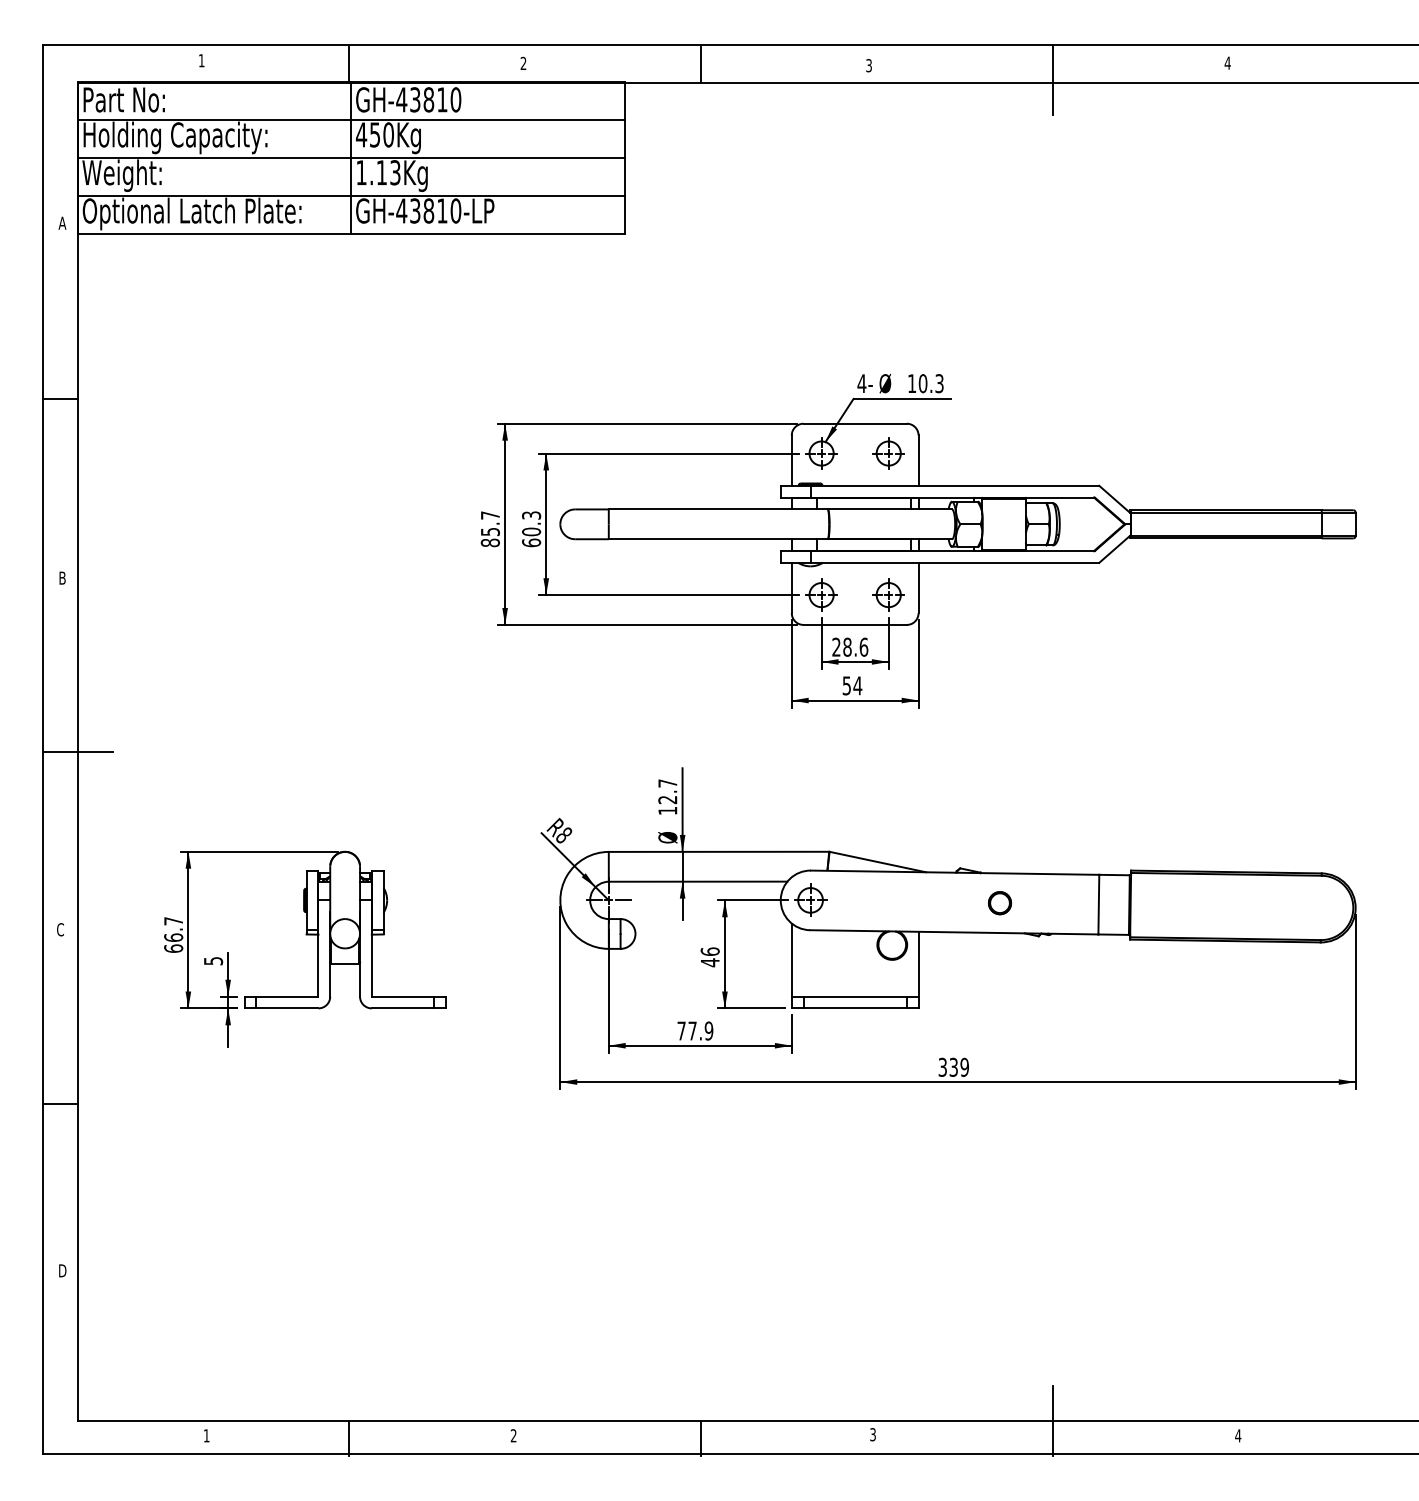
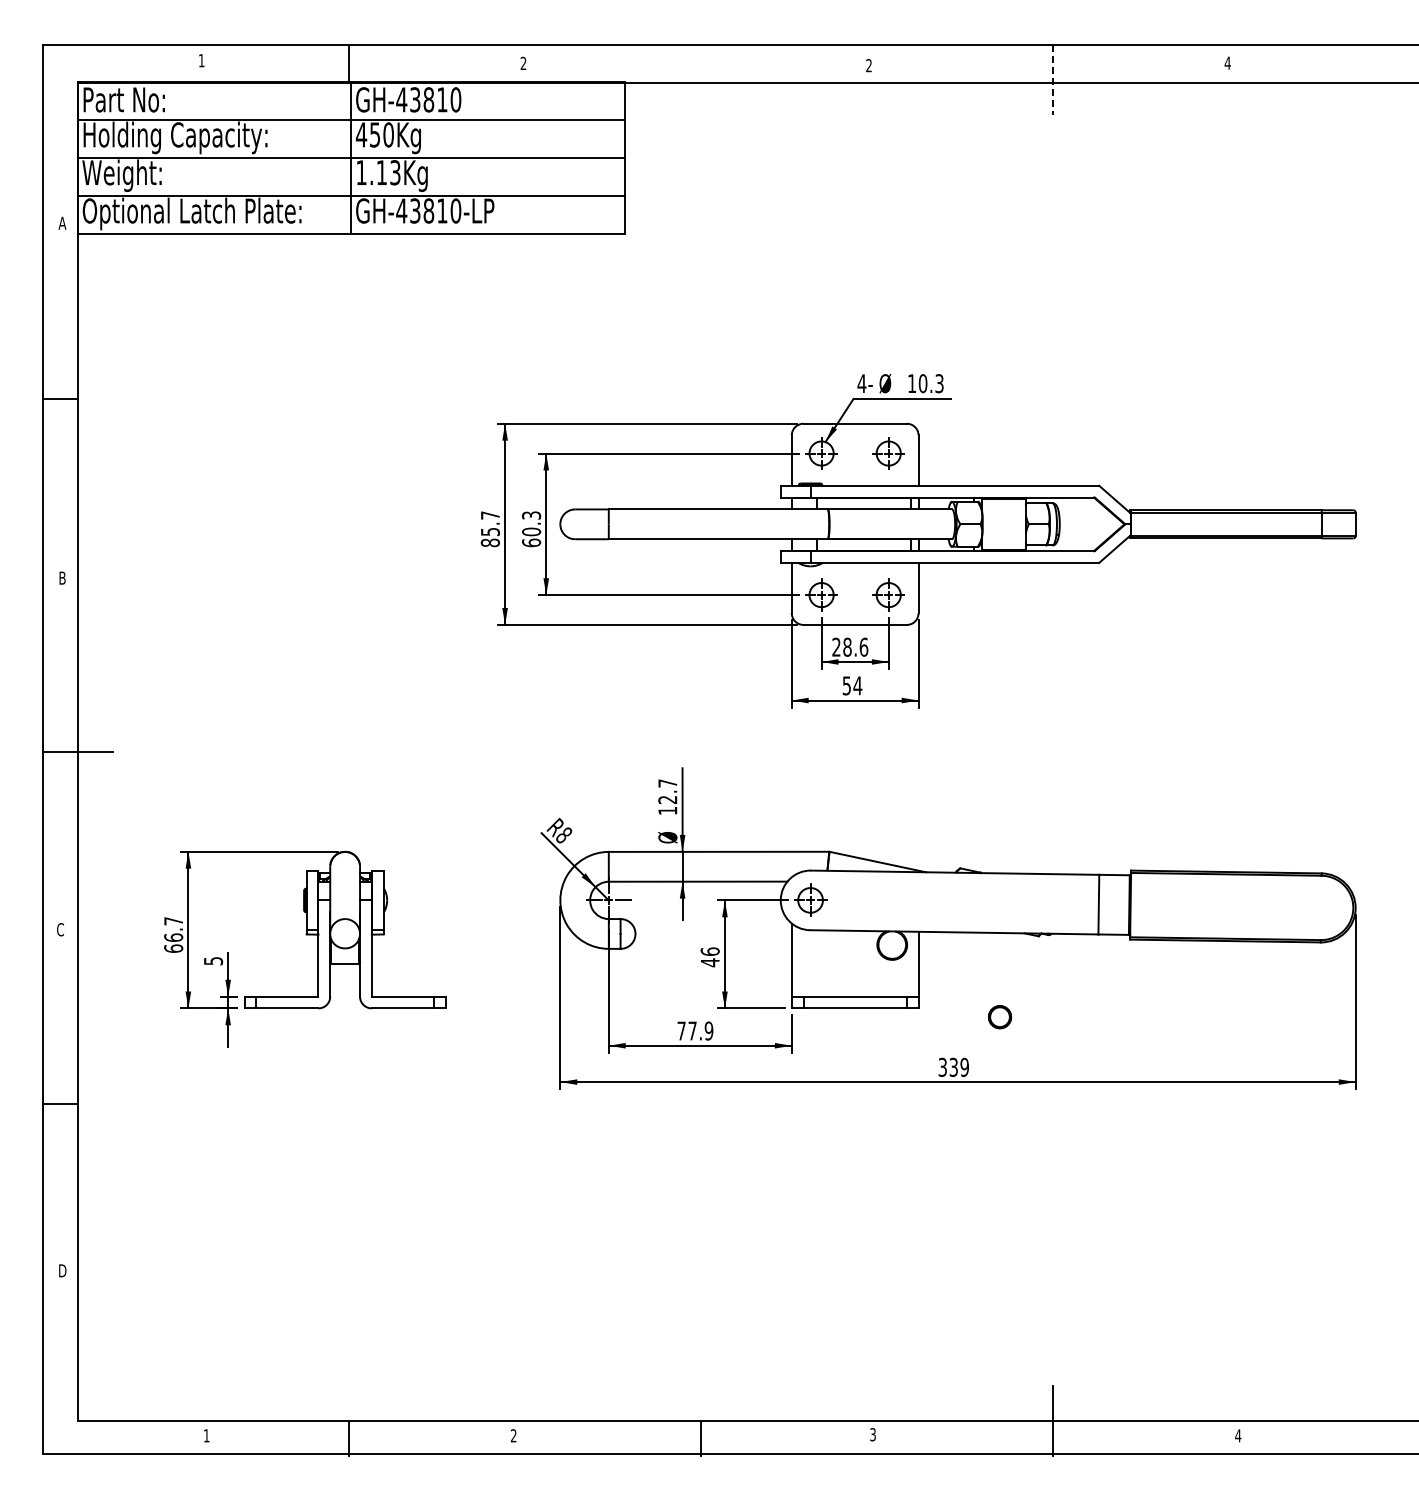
line: present -> none (701, 64)
text: 3 -> 2 (868, 65)
line: solid -> dashed (1053, 80)
part position: (1000, 903) -> (1000, 1017) (1000, 1017)
